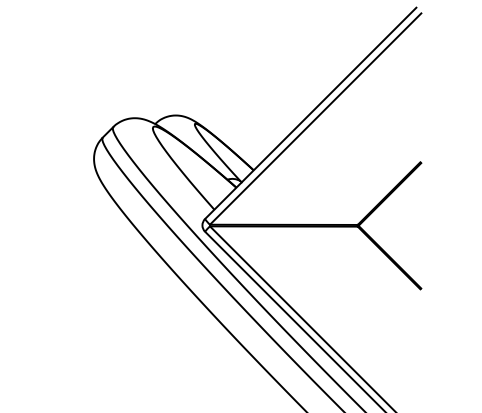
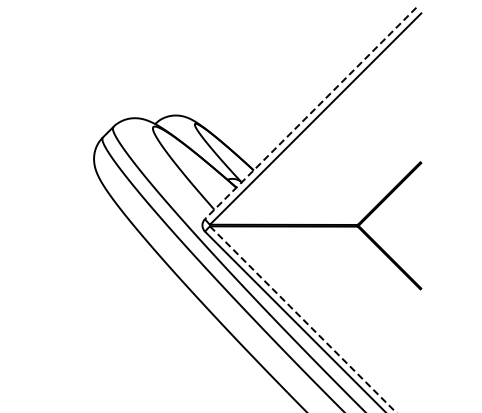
line: solid -> dashed (310, 113)
line: solid -> dashed (303, 319)
